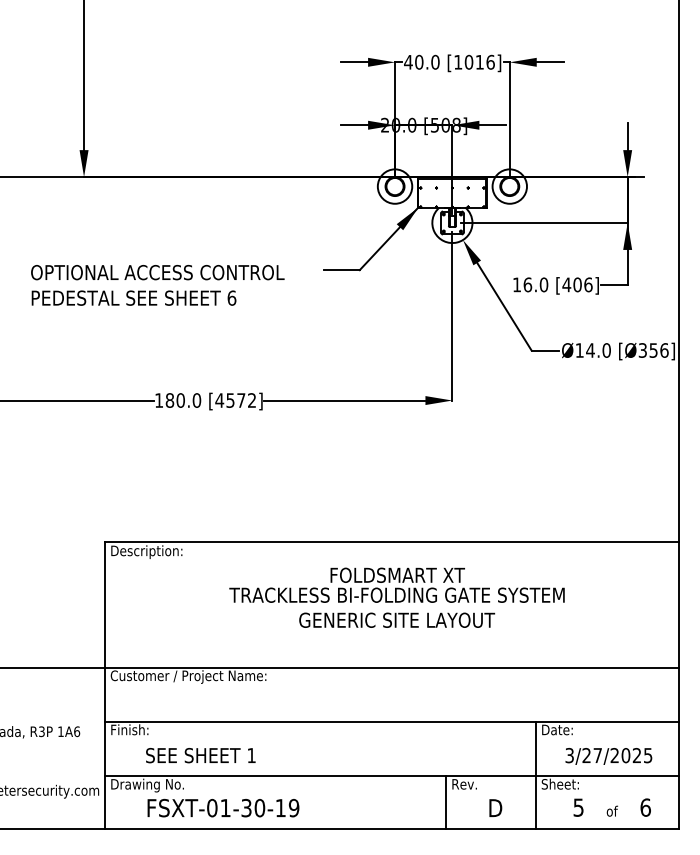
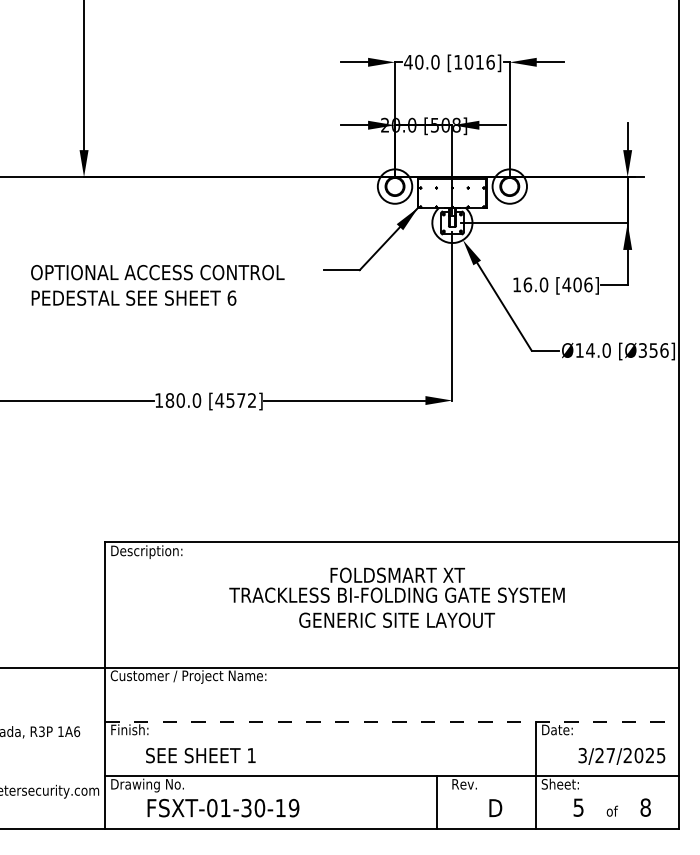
line: solid -> dashed (392, 721)
text position: (608, 756) -> (621, 756) (621, 756)
line position: (446, 802) -> (437, 802) (437, 802)
text: 6 -> 8 (645, 807)
